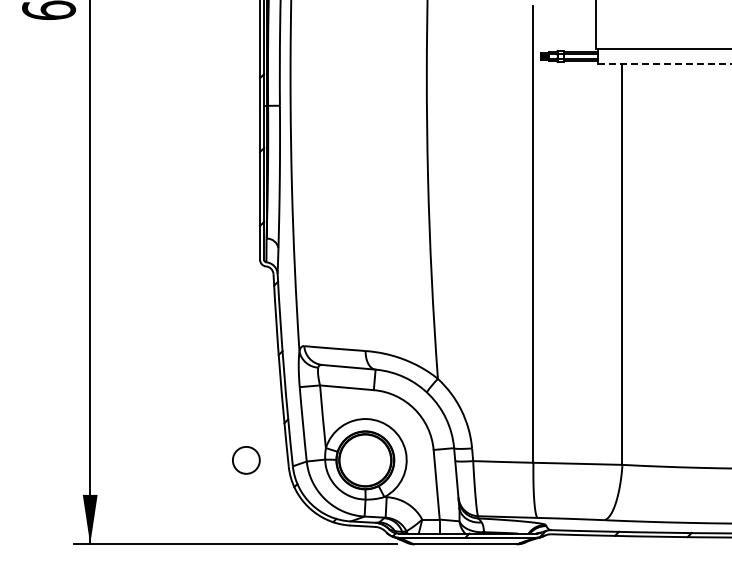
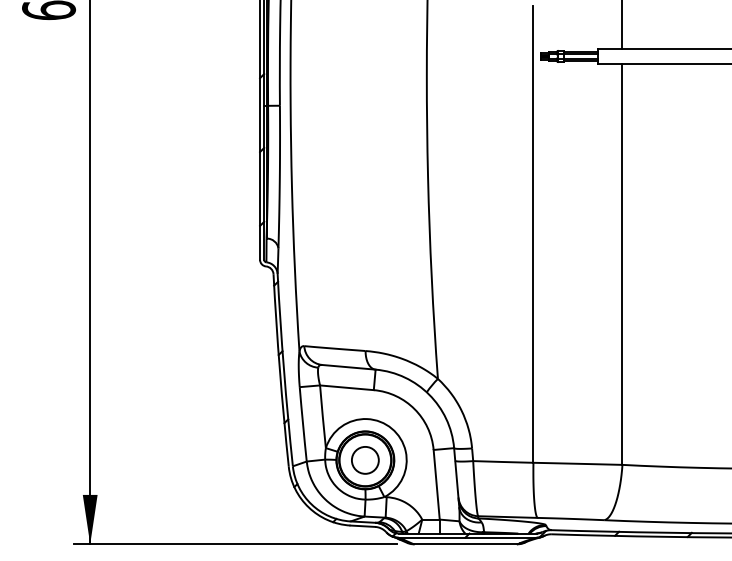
line position: (596, 25) -> (622, 25) (622, 25)
line: dashed -> solid (664, 63)
circle position: (246, 460) -> (365, 460) (365, 460)
